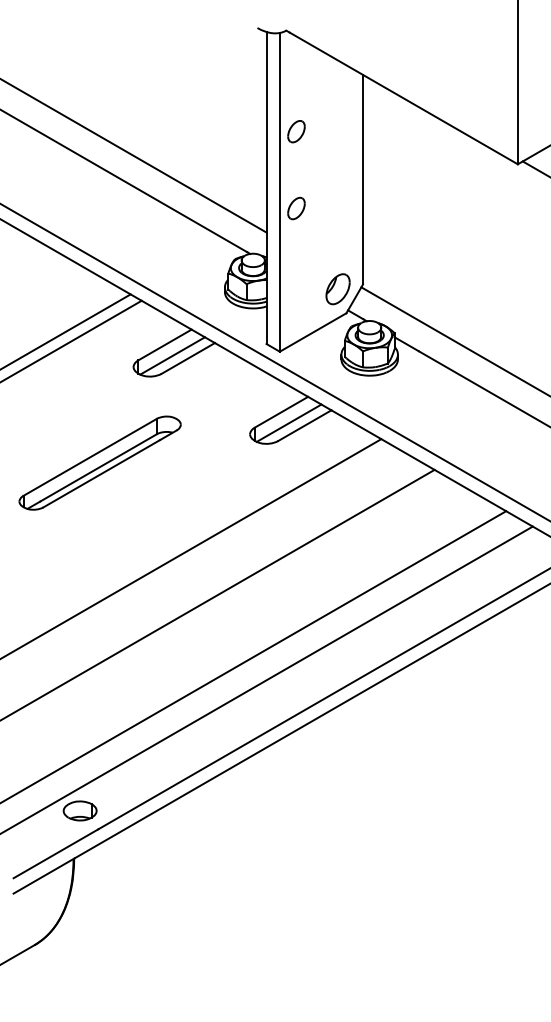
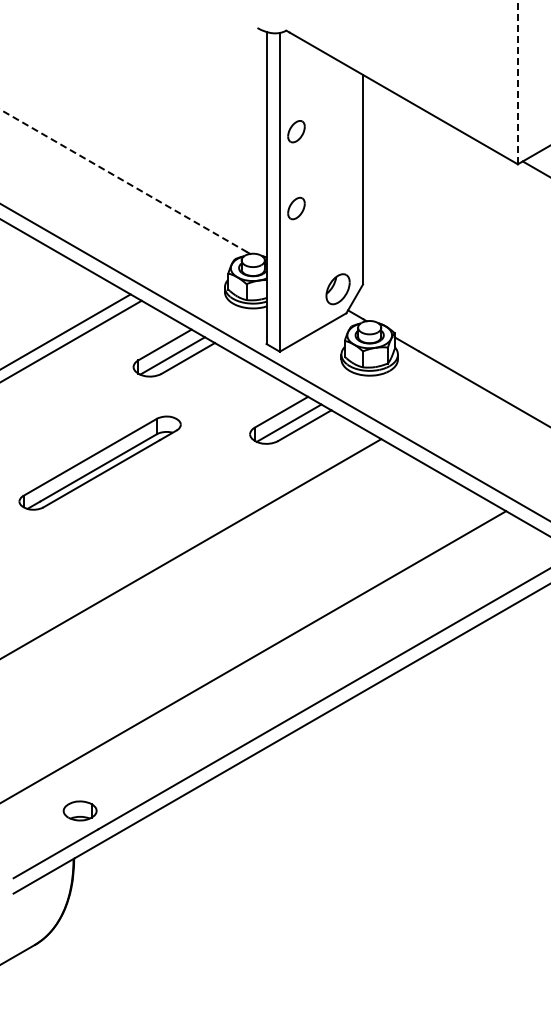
line: solid -> dashed (517, 82)
line: present -> none (134, 155)
line: solid -> dashed (124, 181)
line: present -> none (454, 341)
line: present -> none (218, 594)
line: present -> none (267, 679)
